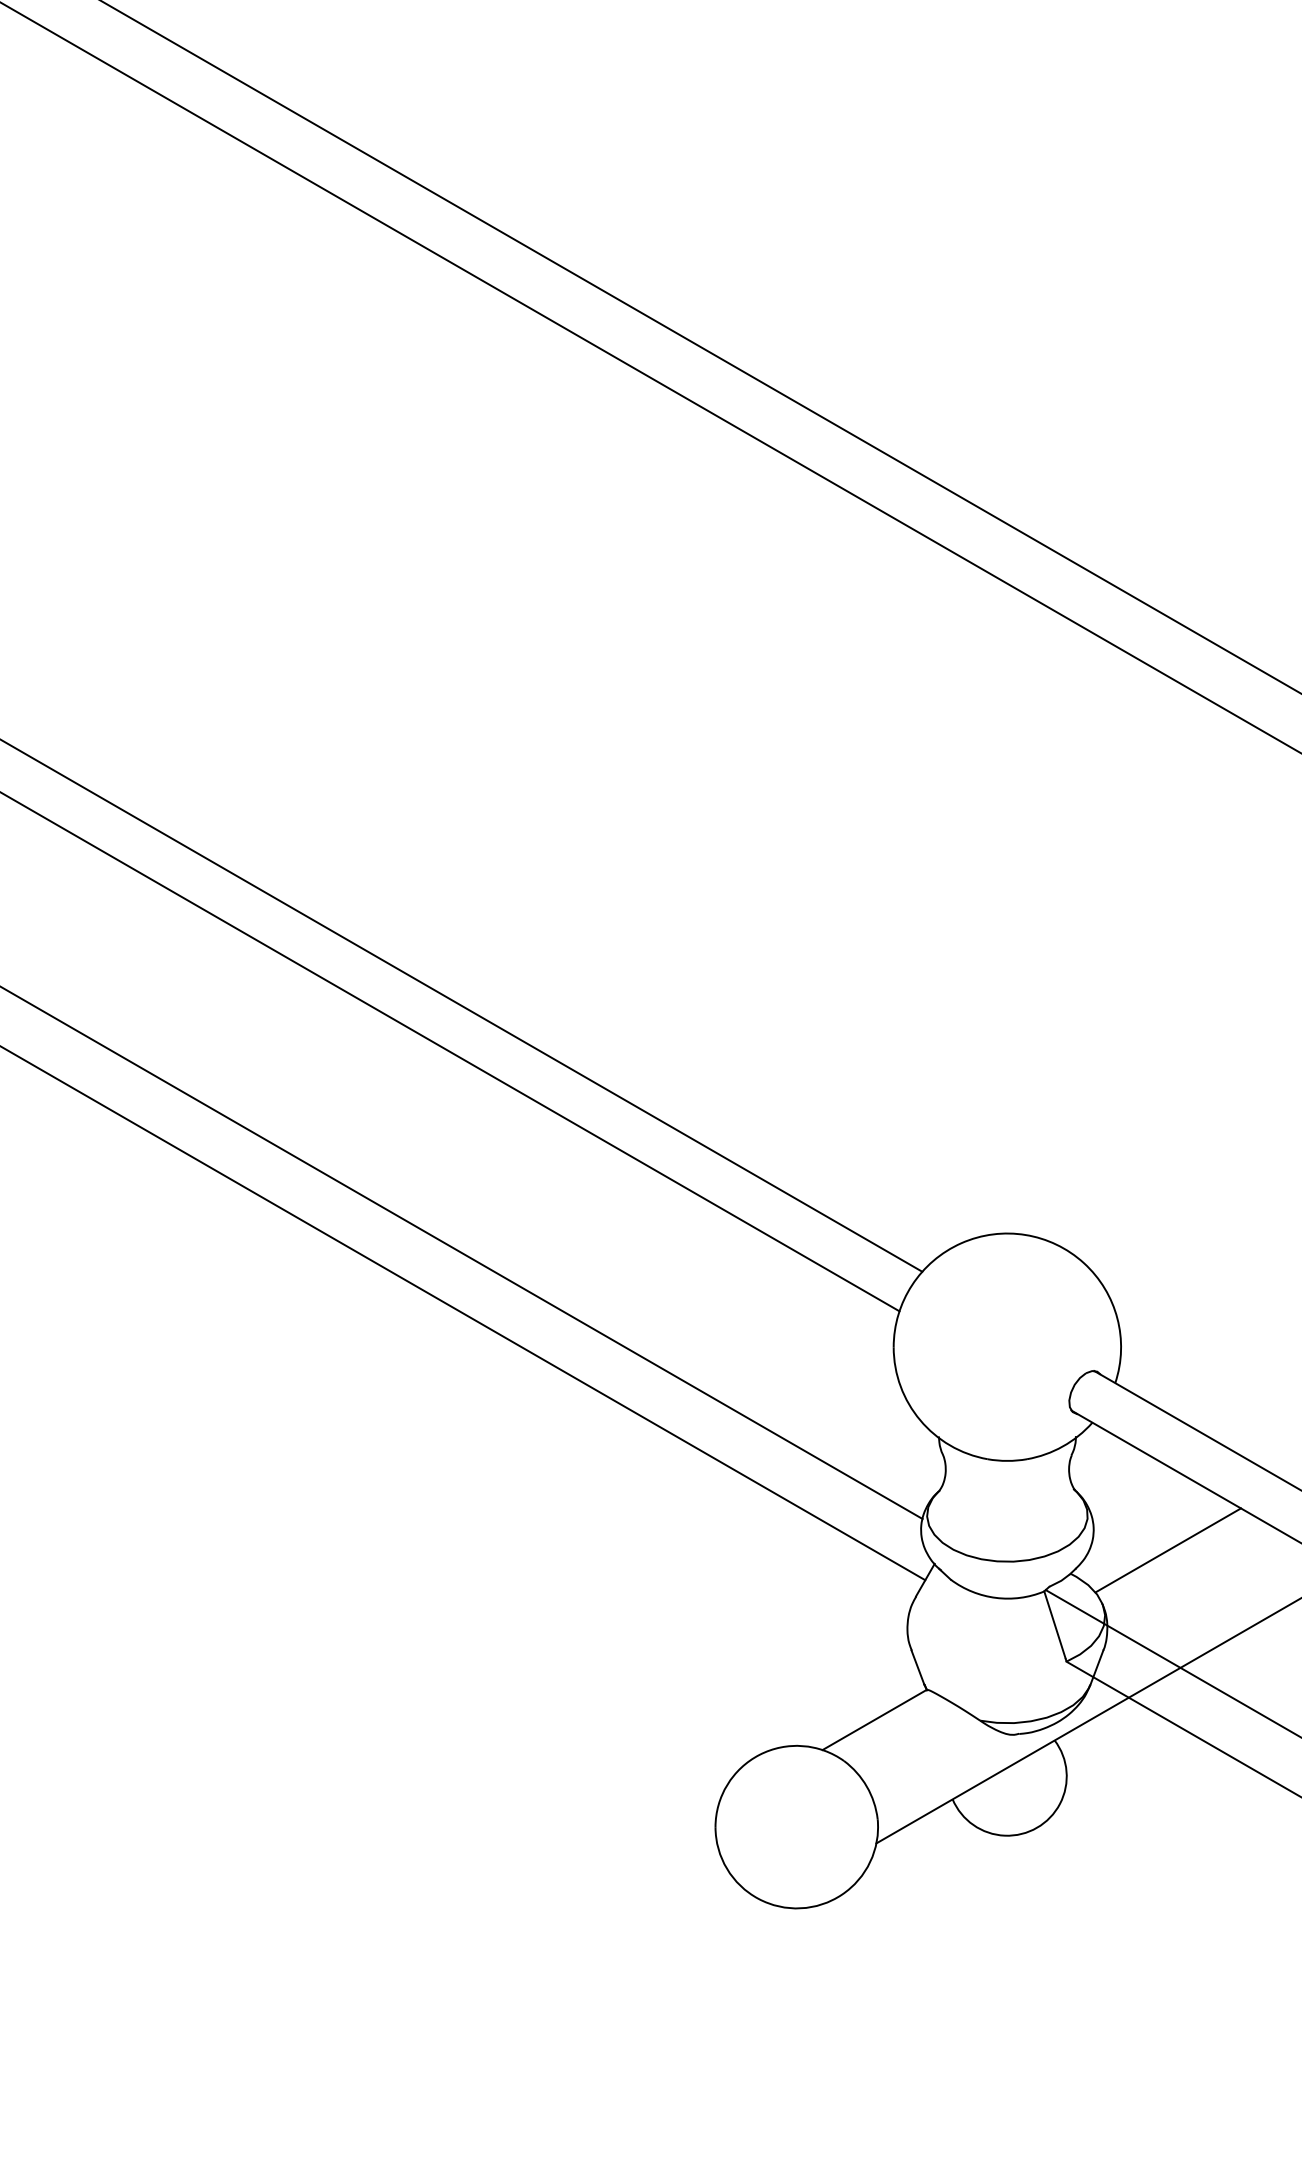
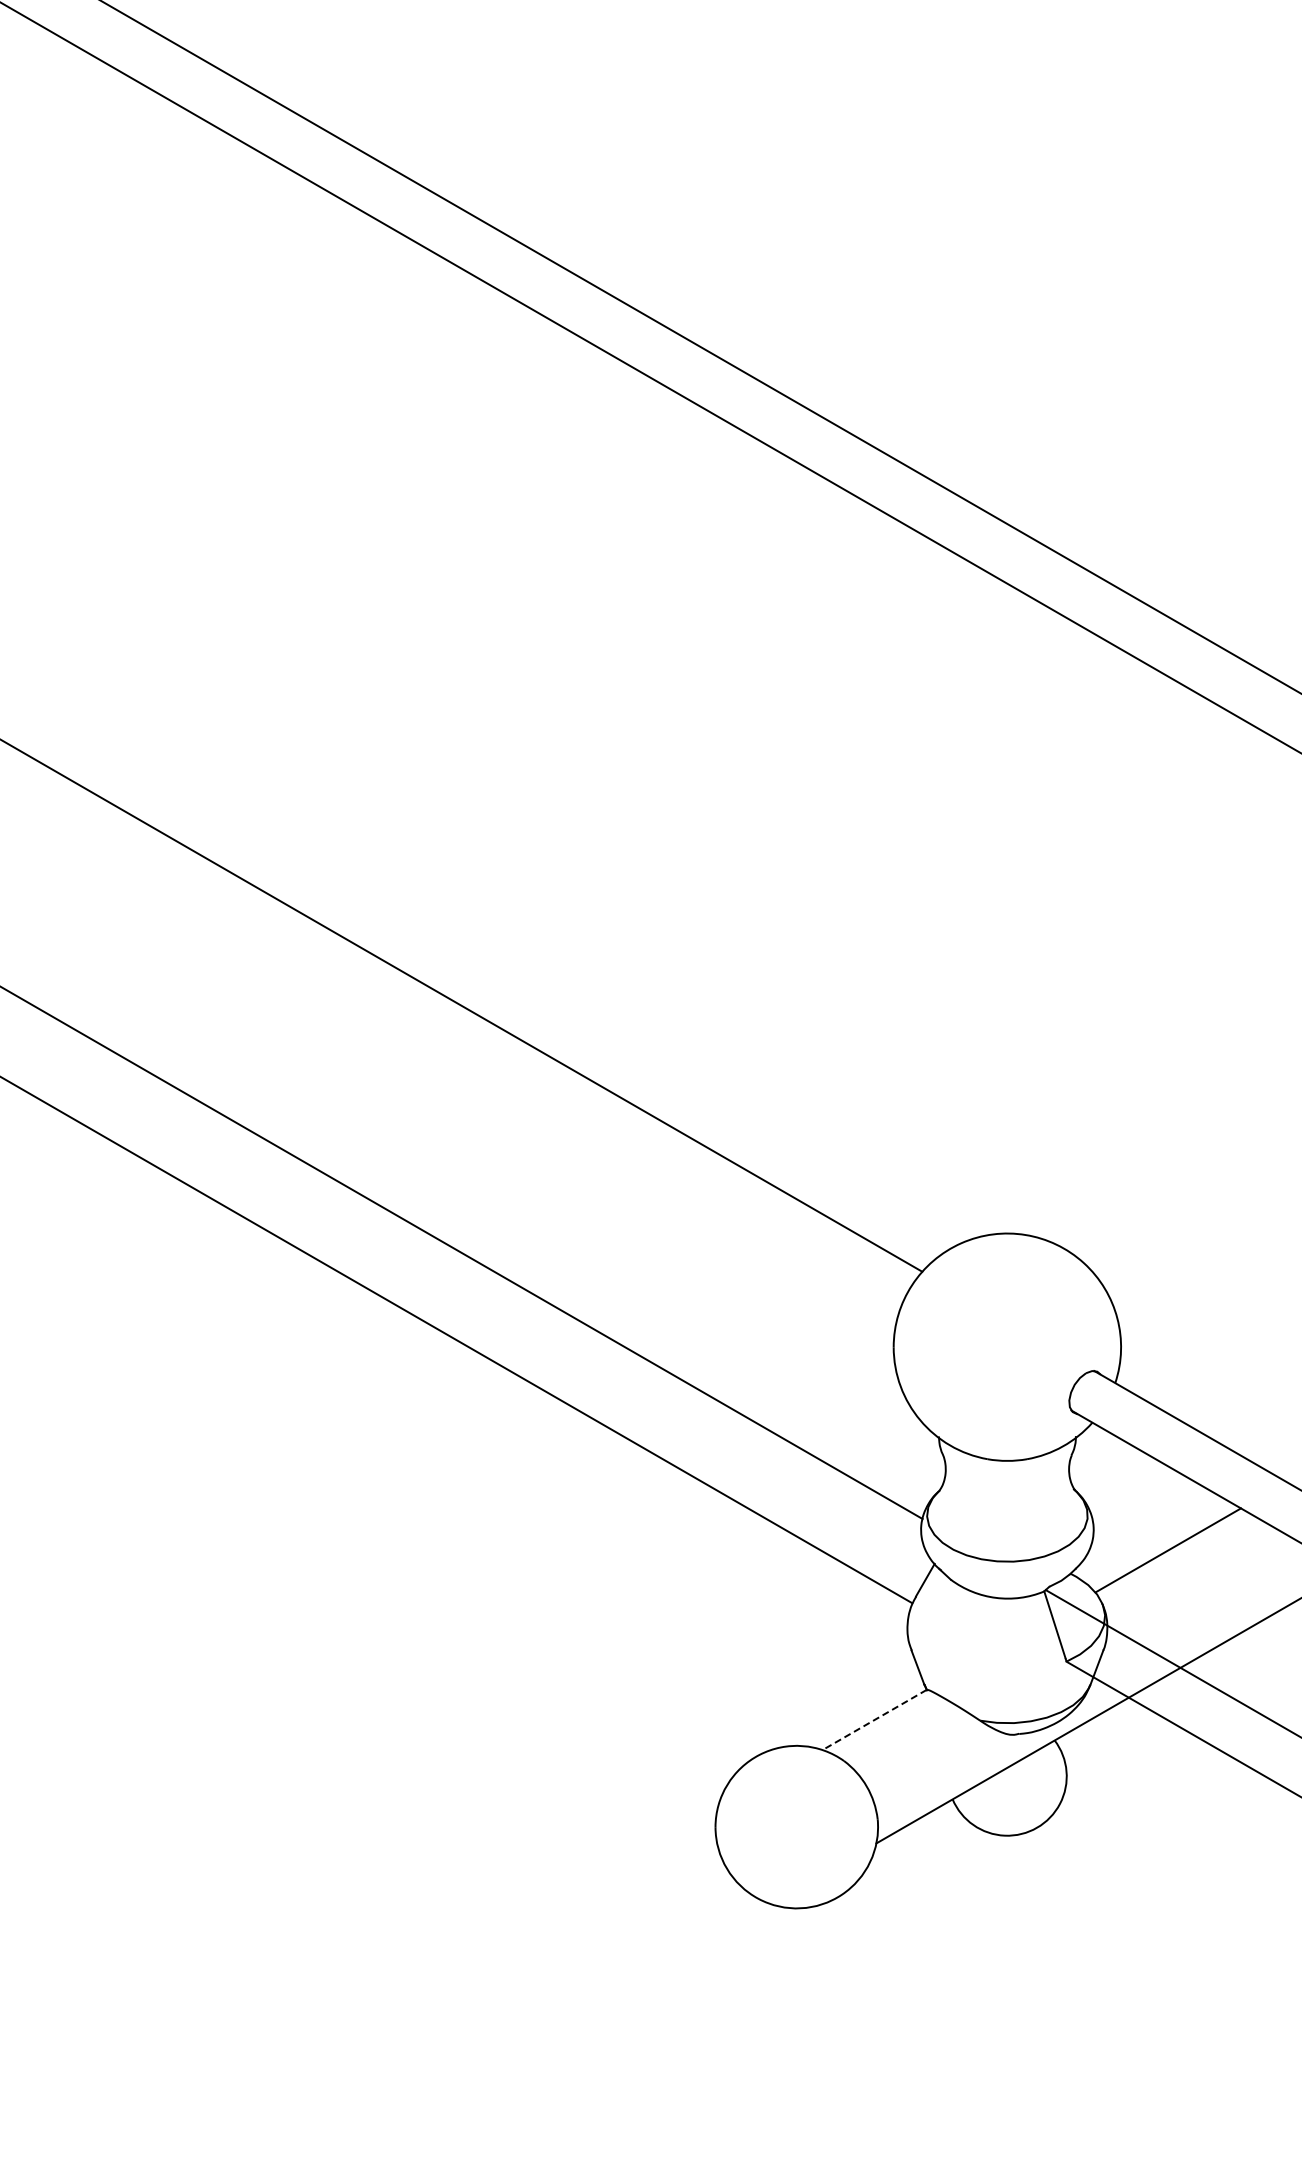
line: present -> none (450, 1052)
line position: (463, 1313) -> (457, 1340) (457, 1340)
line: solid -> dashed (874, 1720)
